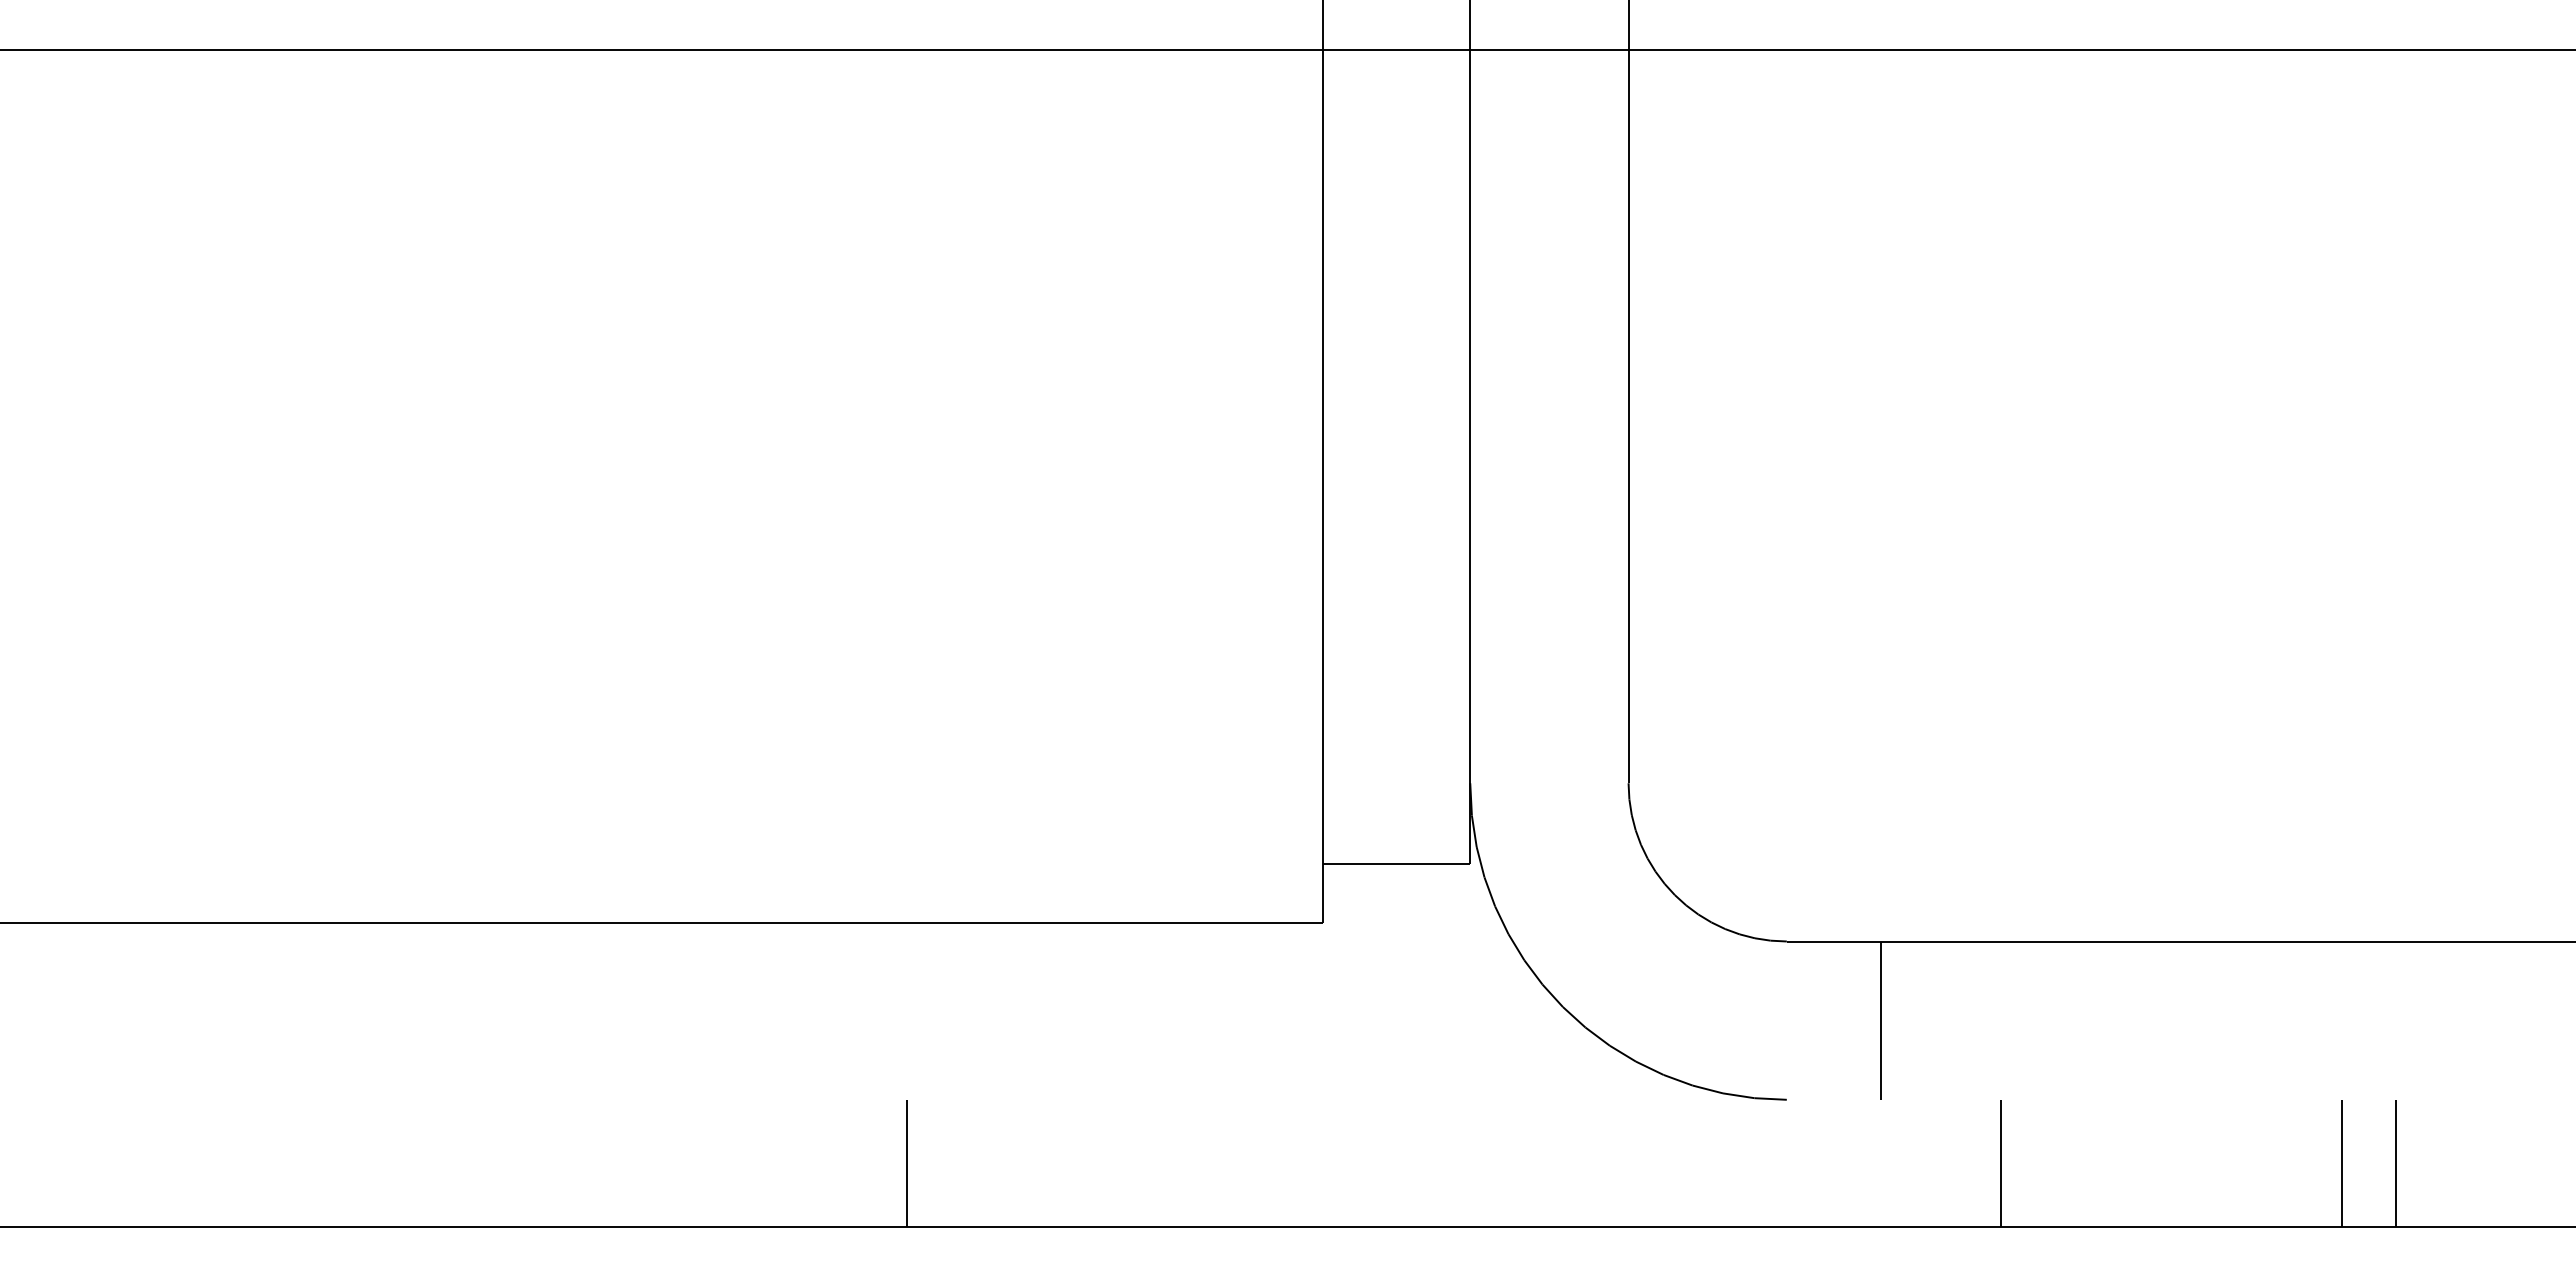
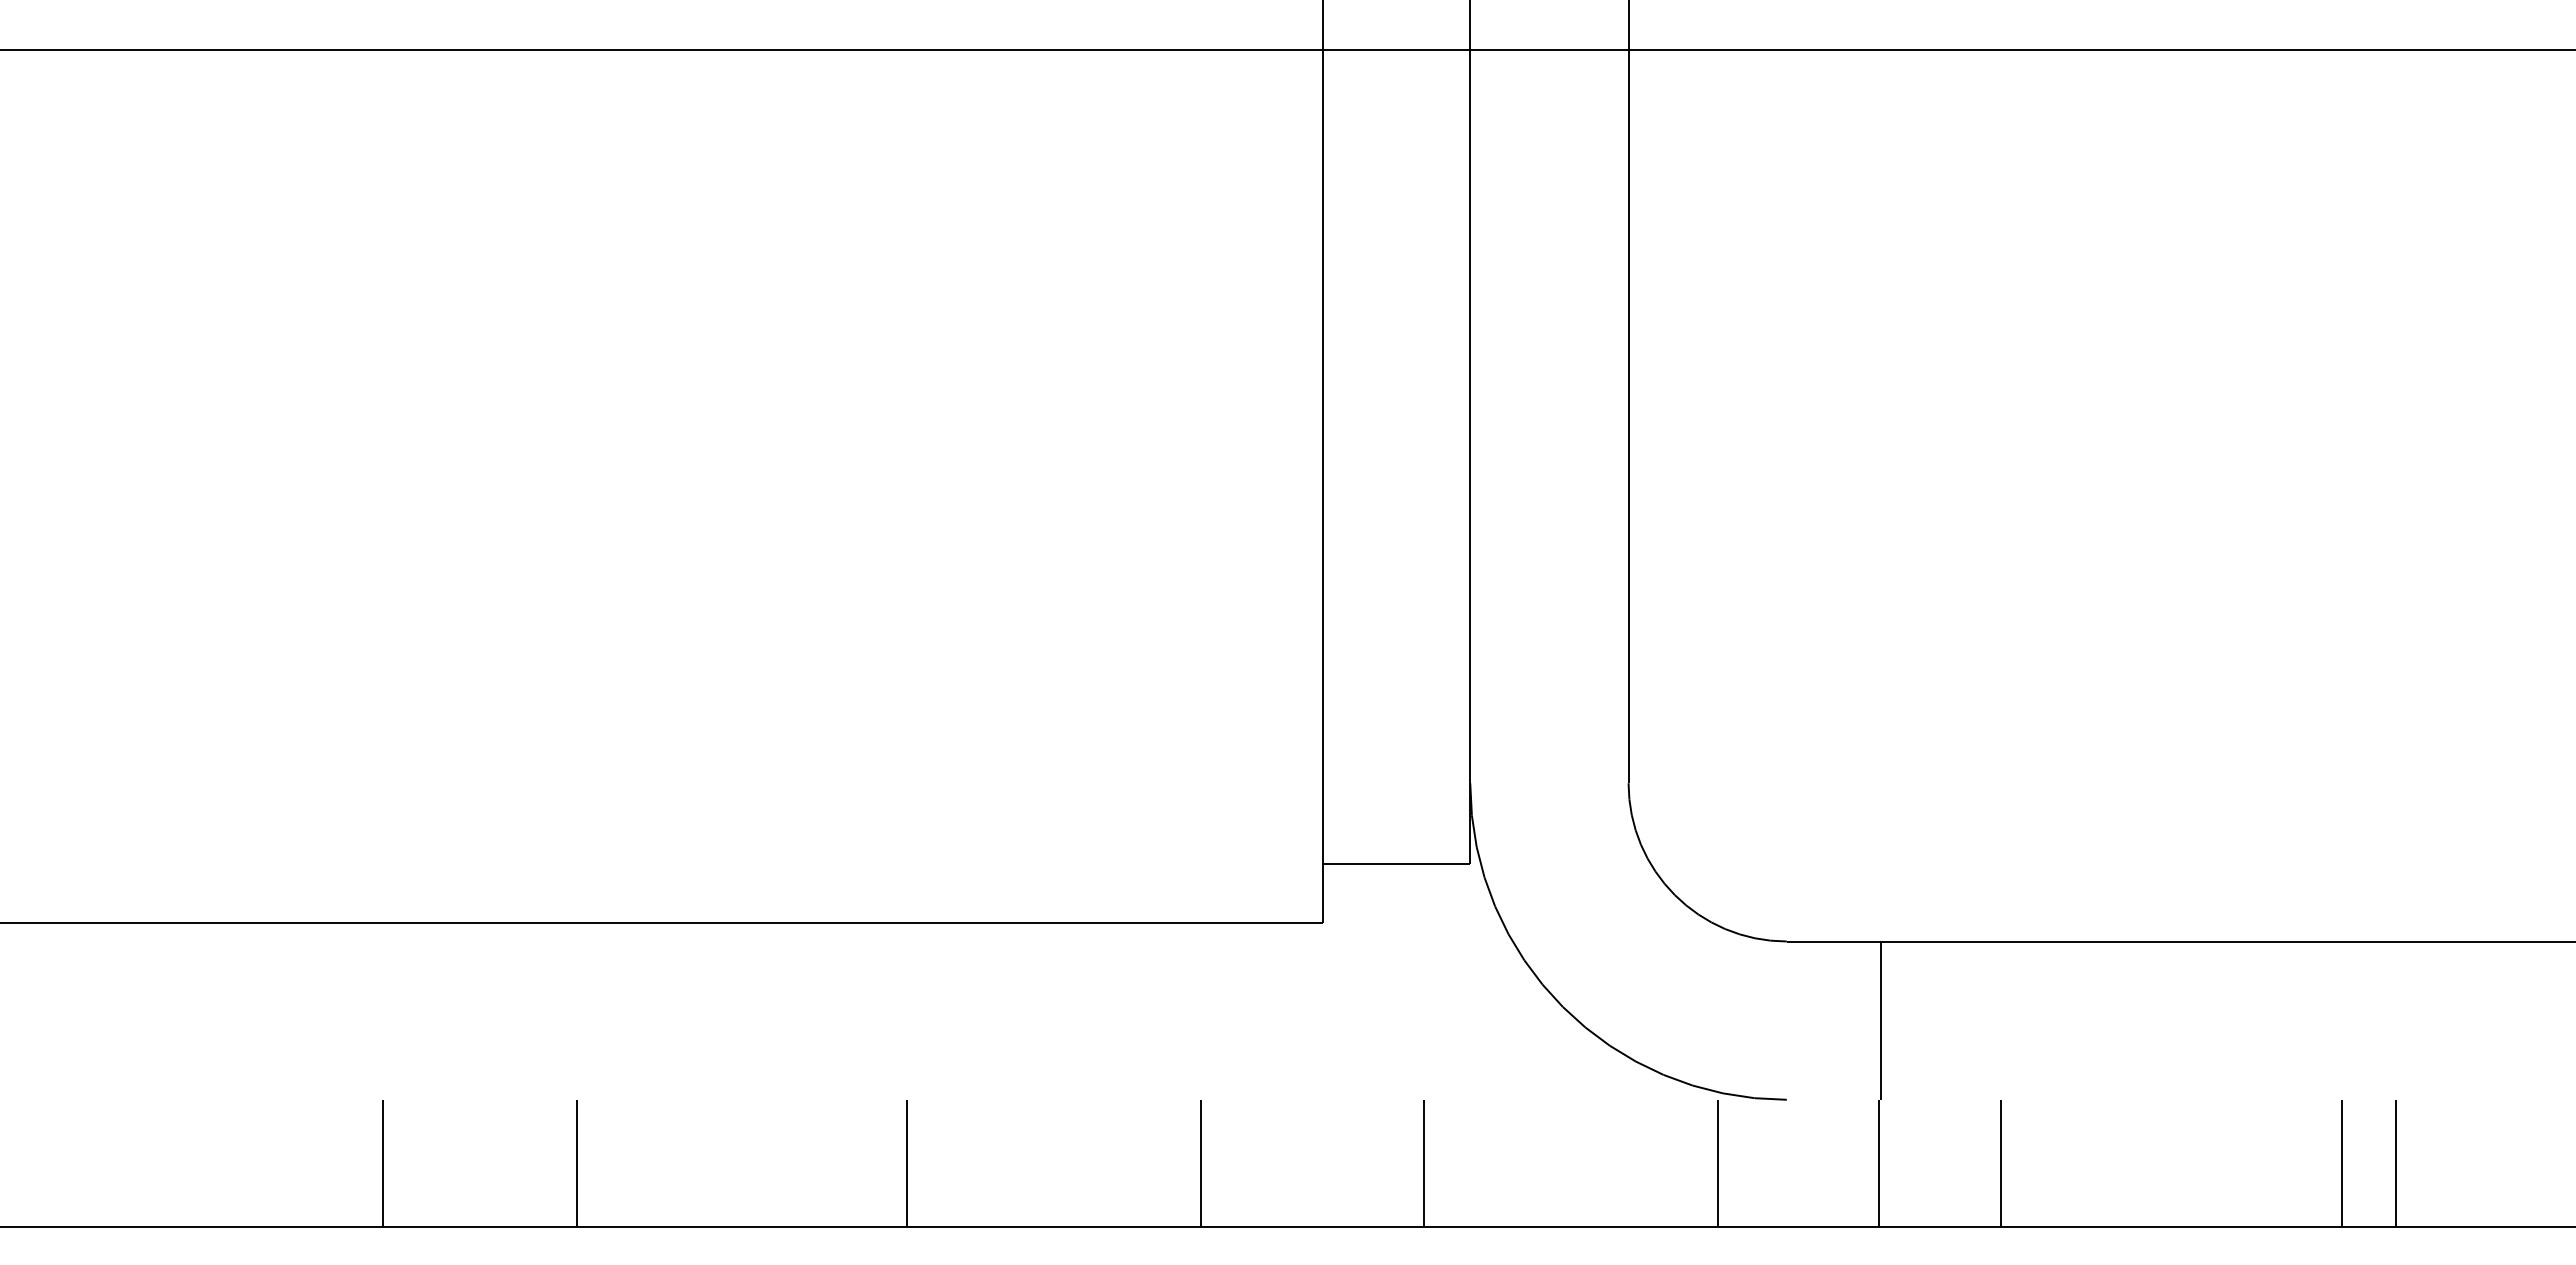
line: none -> present (382, 1162)
line: none -> present (577, 1162)
line: none -> present (1200, 1162)
line: none -> present (1424, 1162)
line: none -> present (1718, 1162)
line: none -> present (1878, 1162)
